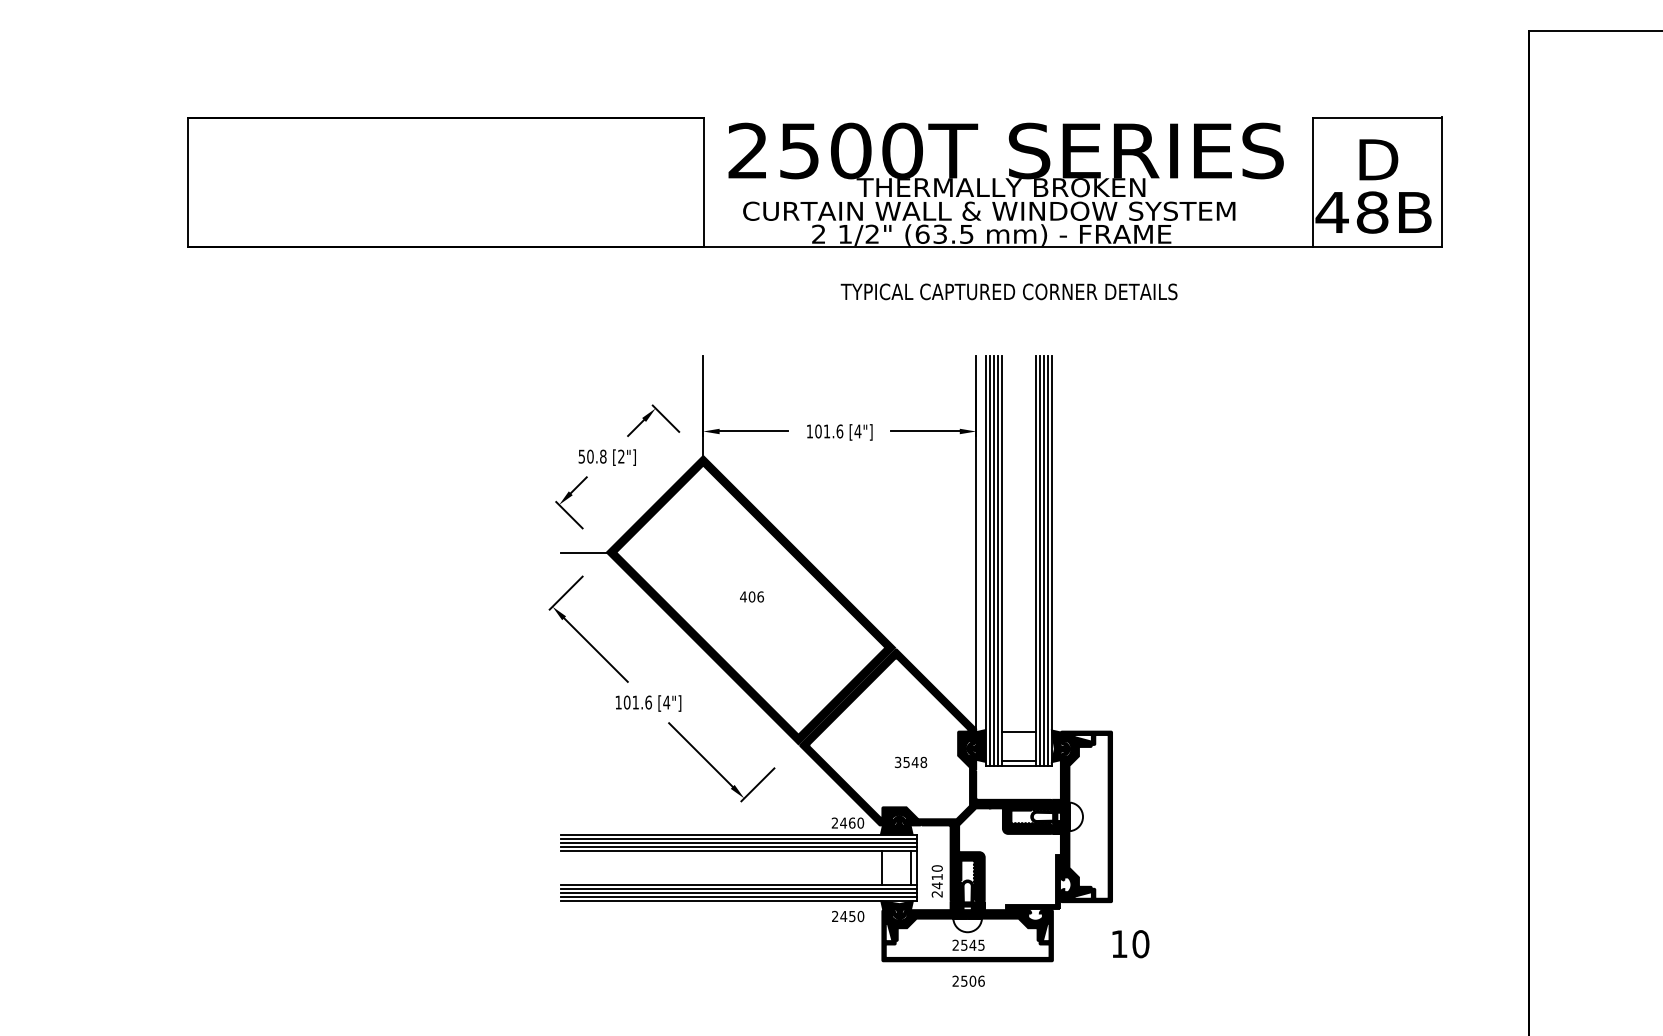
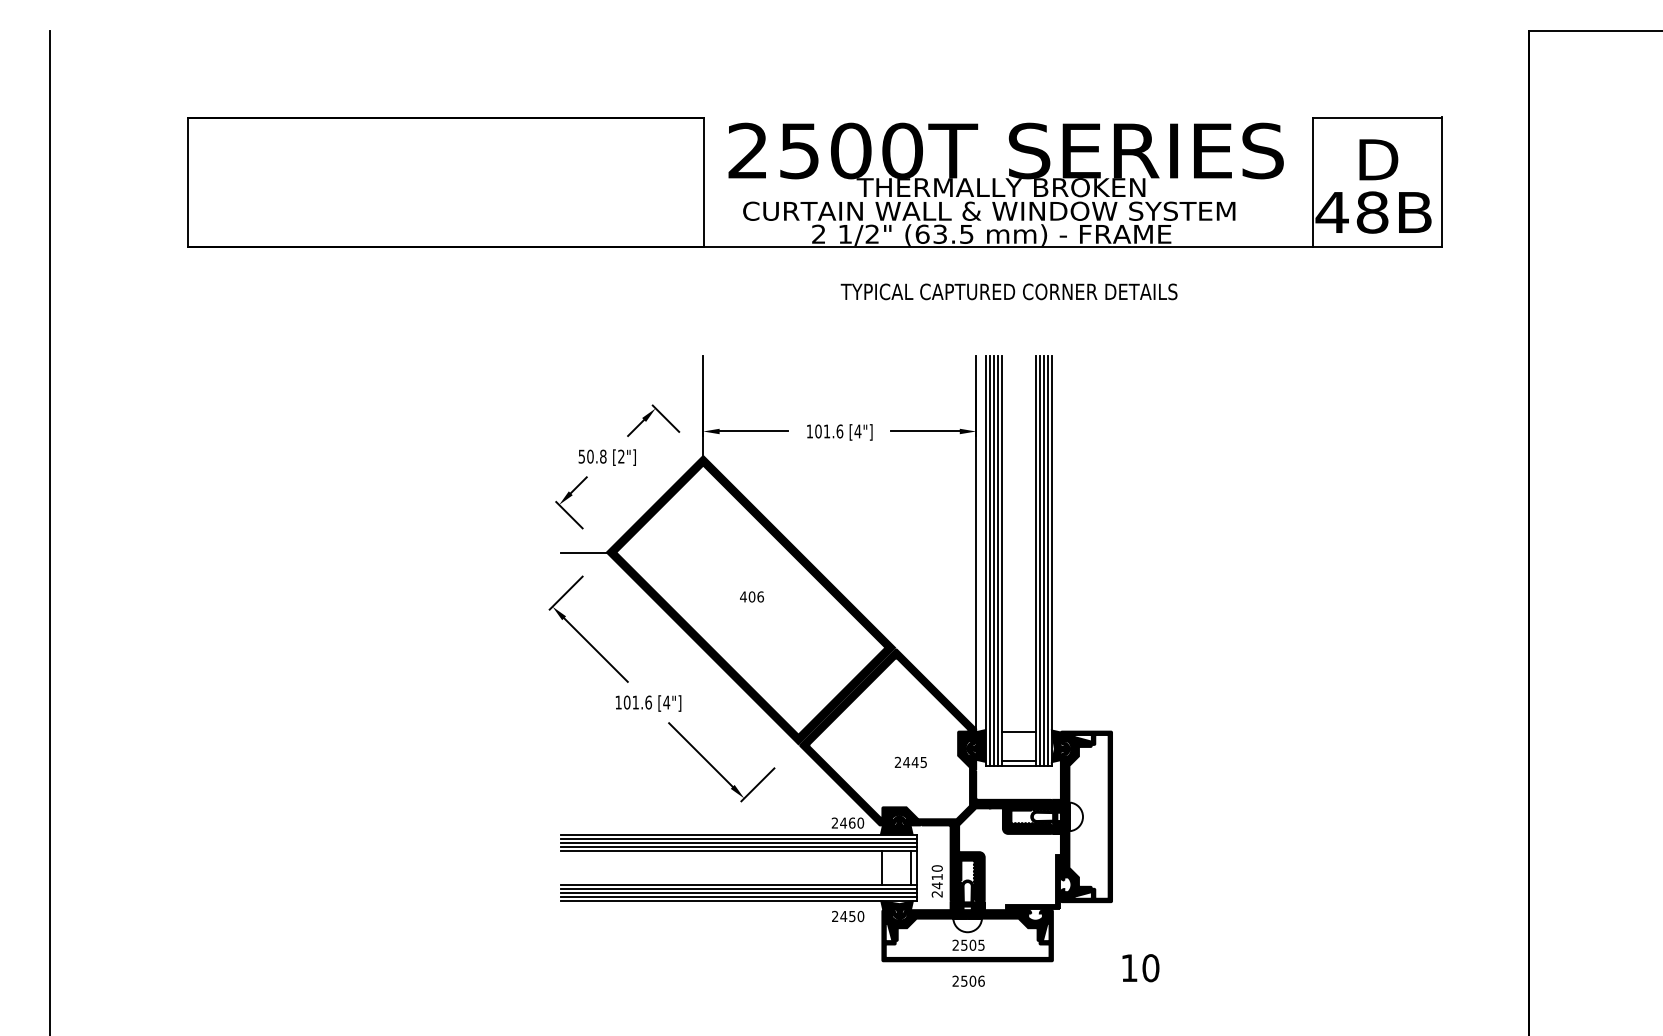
line: none -> present (49, 531)
text: 3548 -> 2445 (910, 762)
text: 2545 -> 2505 (972, 944)
text position: (1130, 944) -> (1140, 968) (1140, 968)
